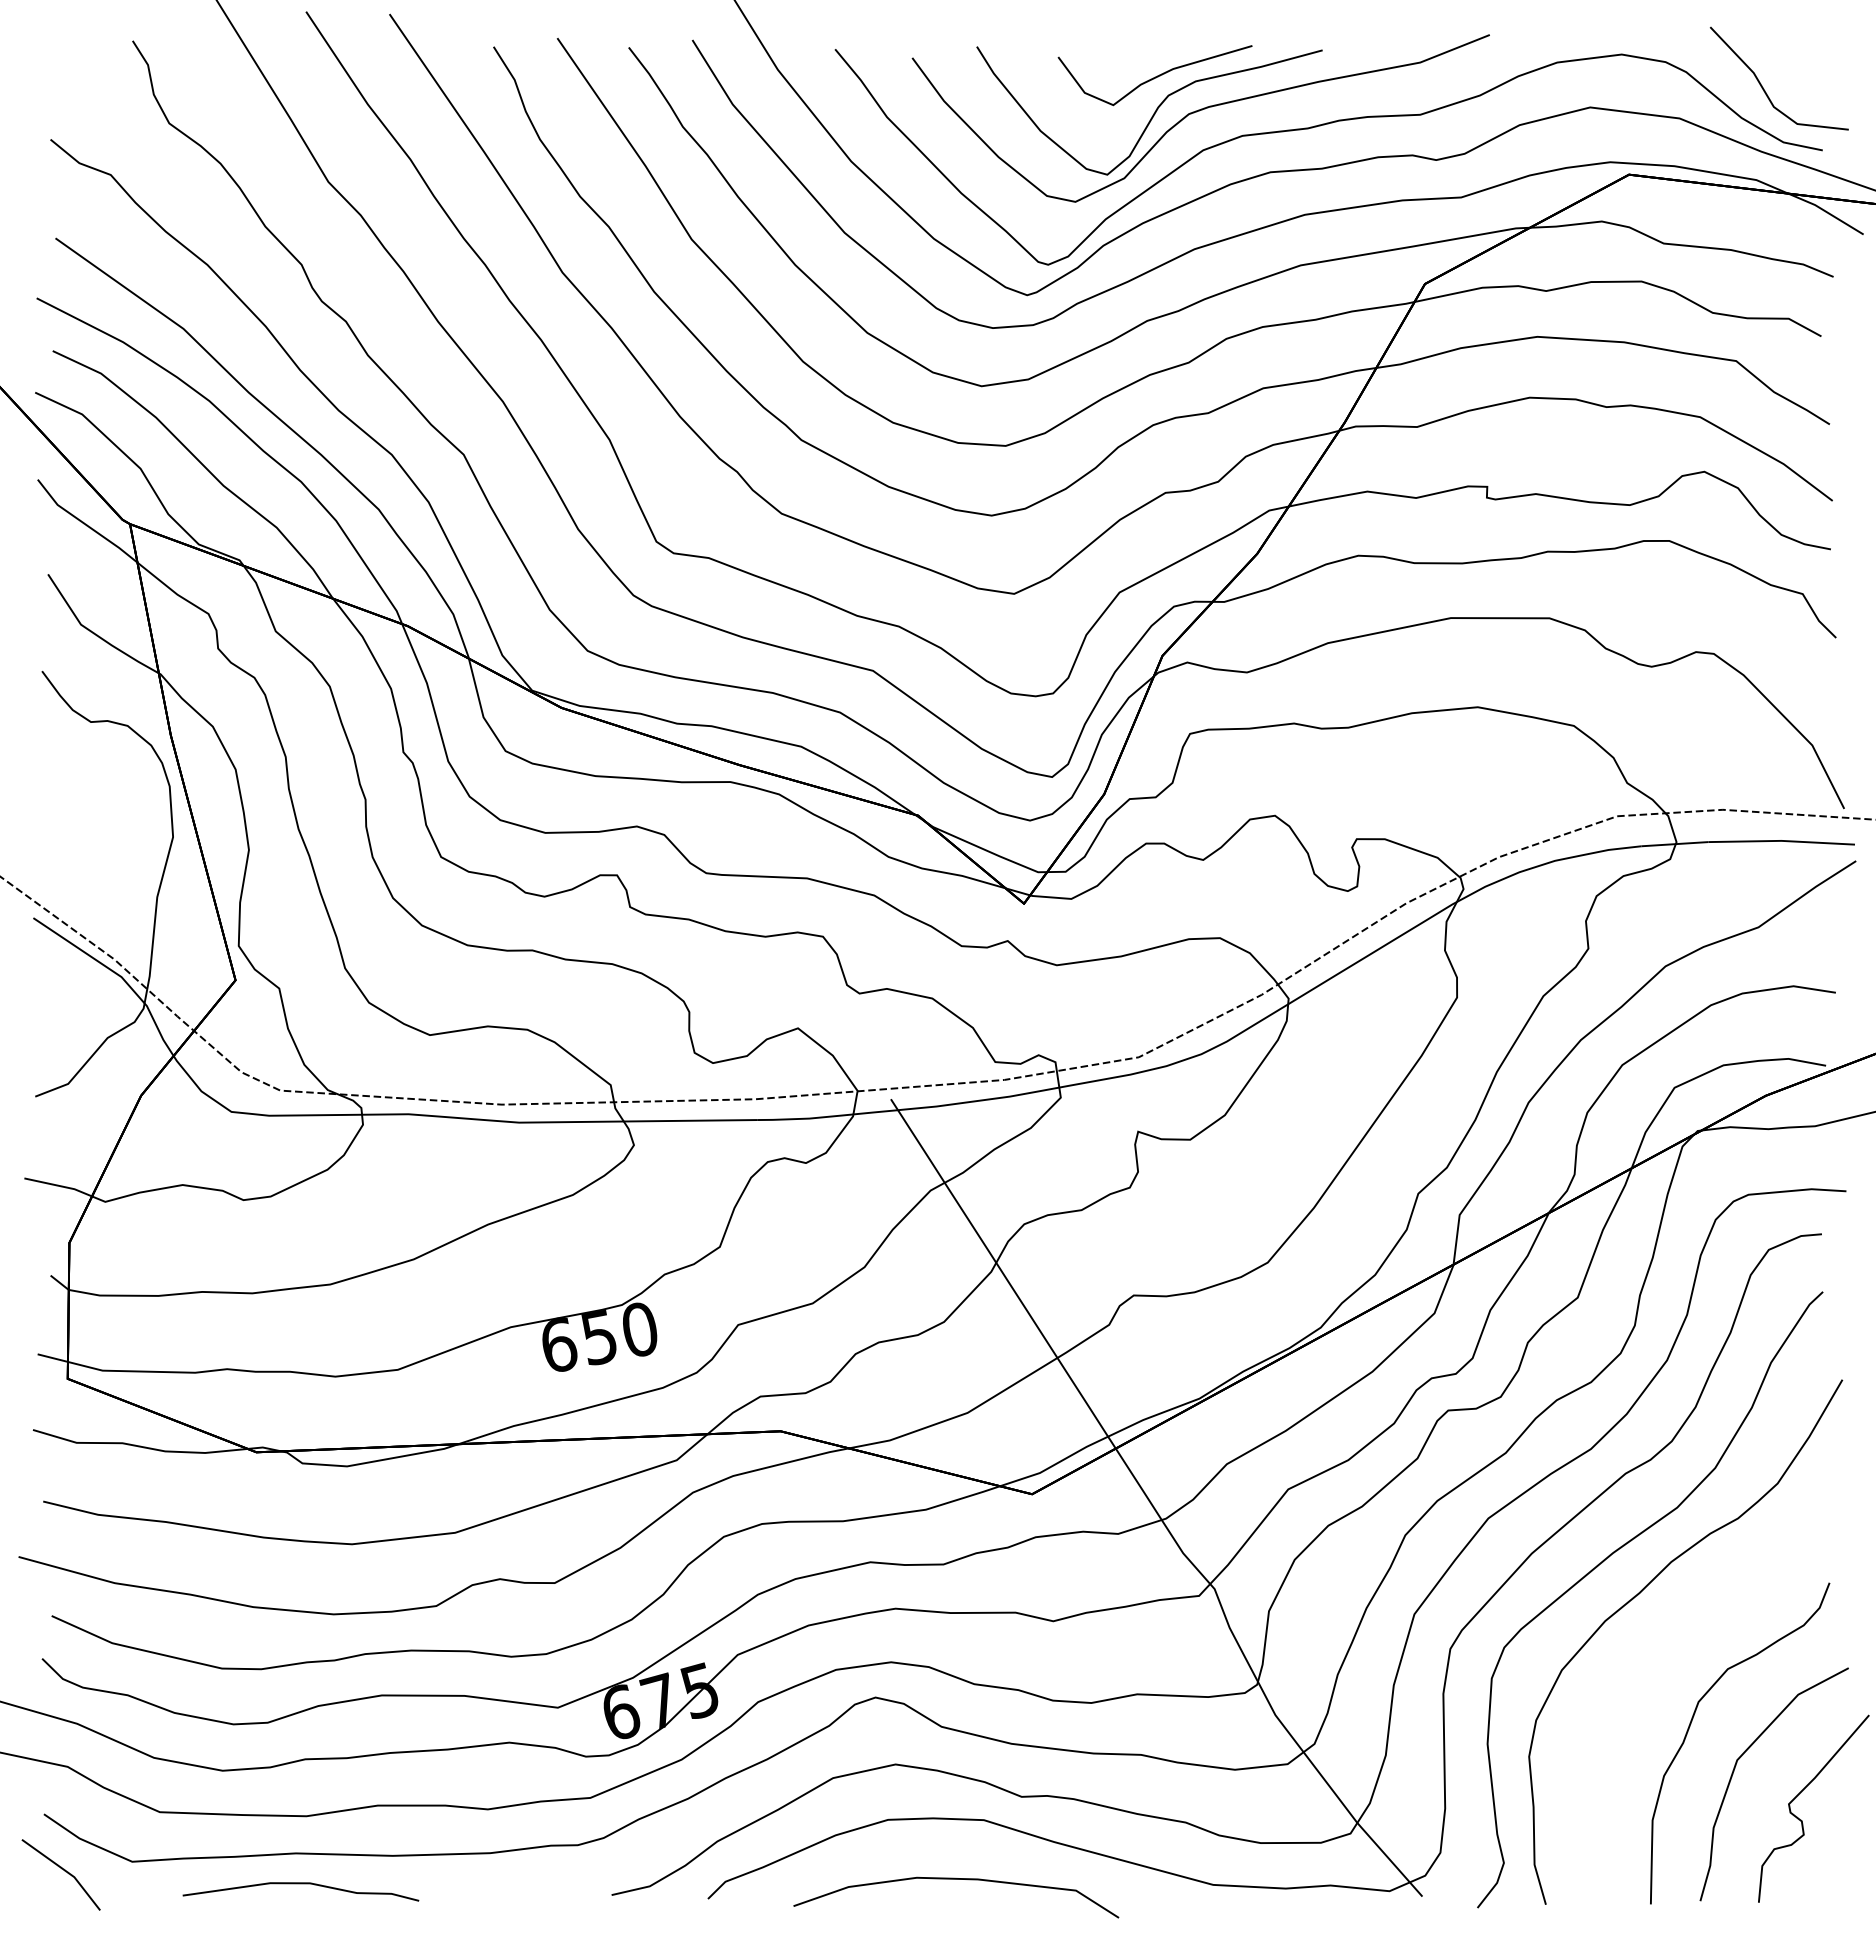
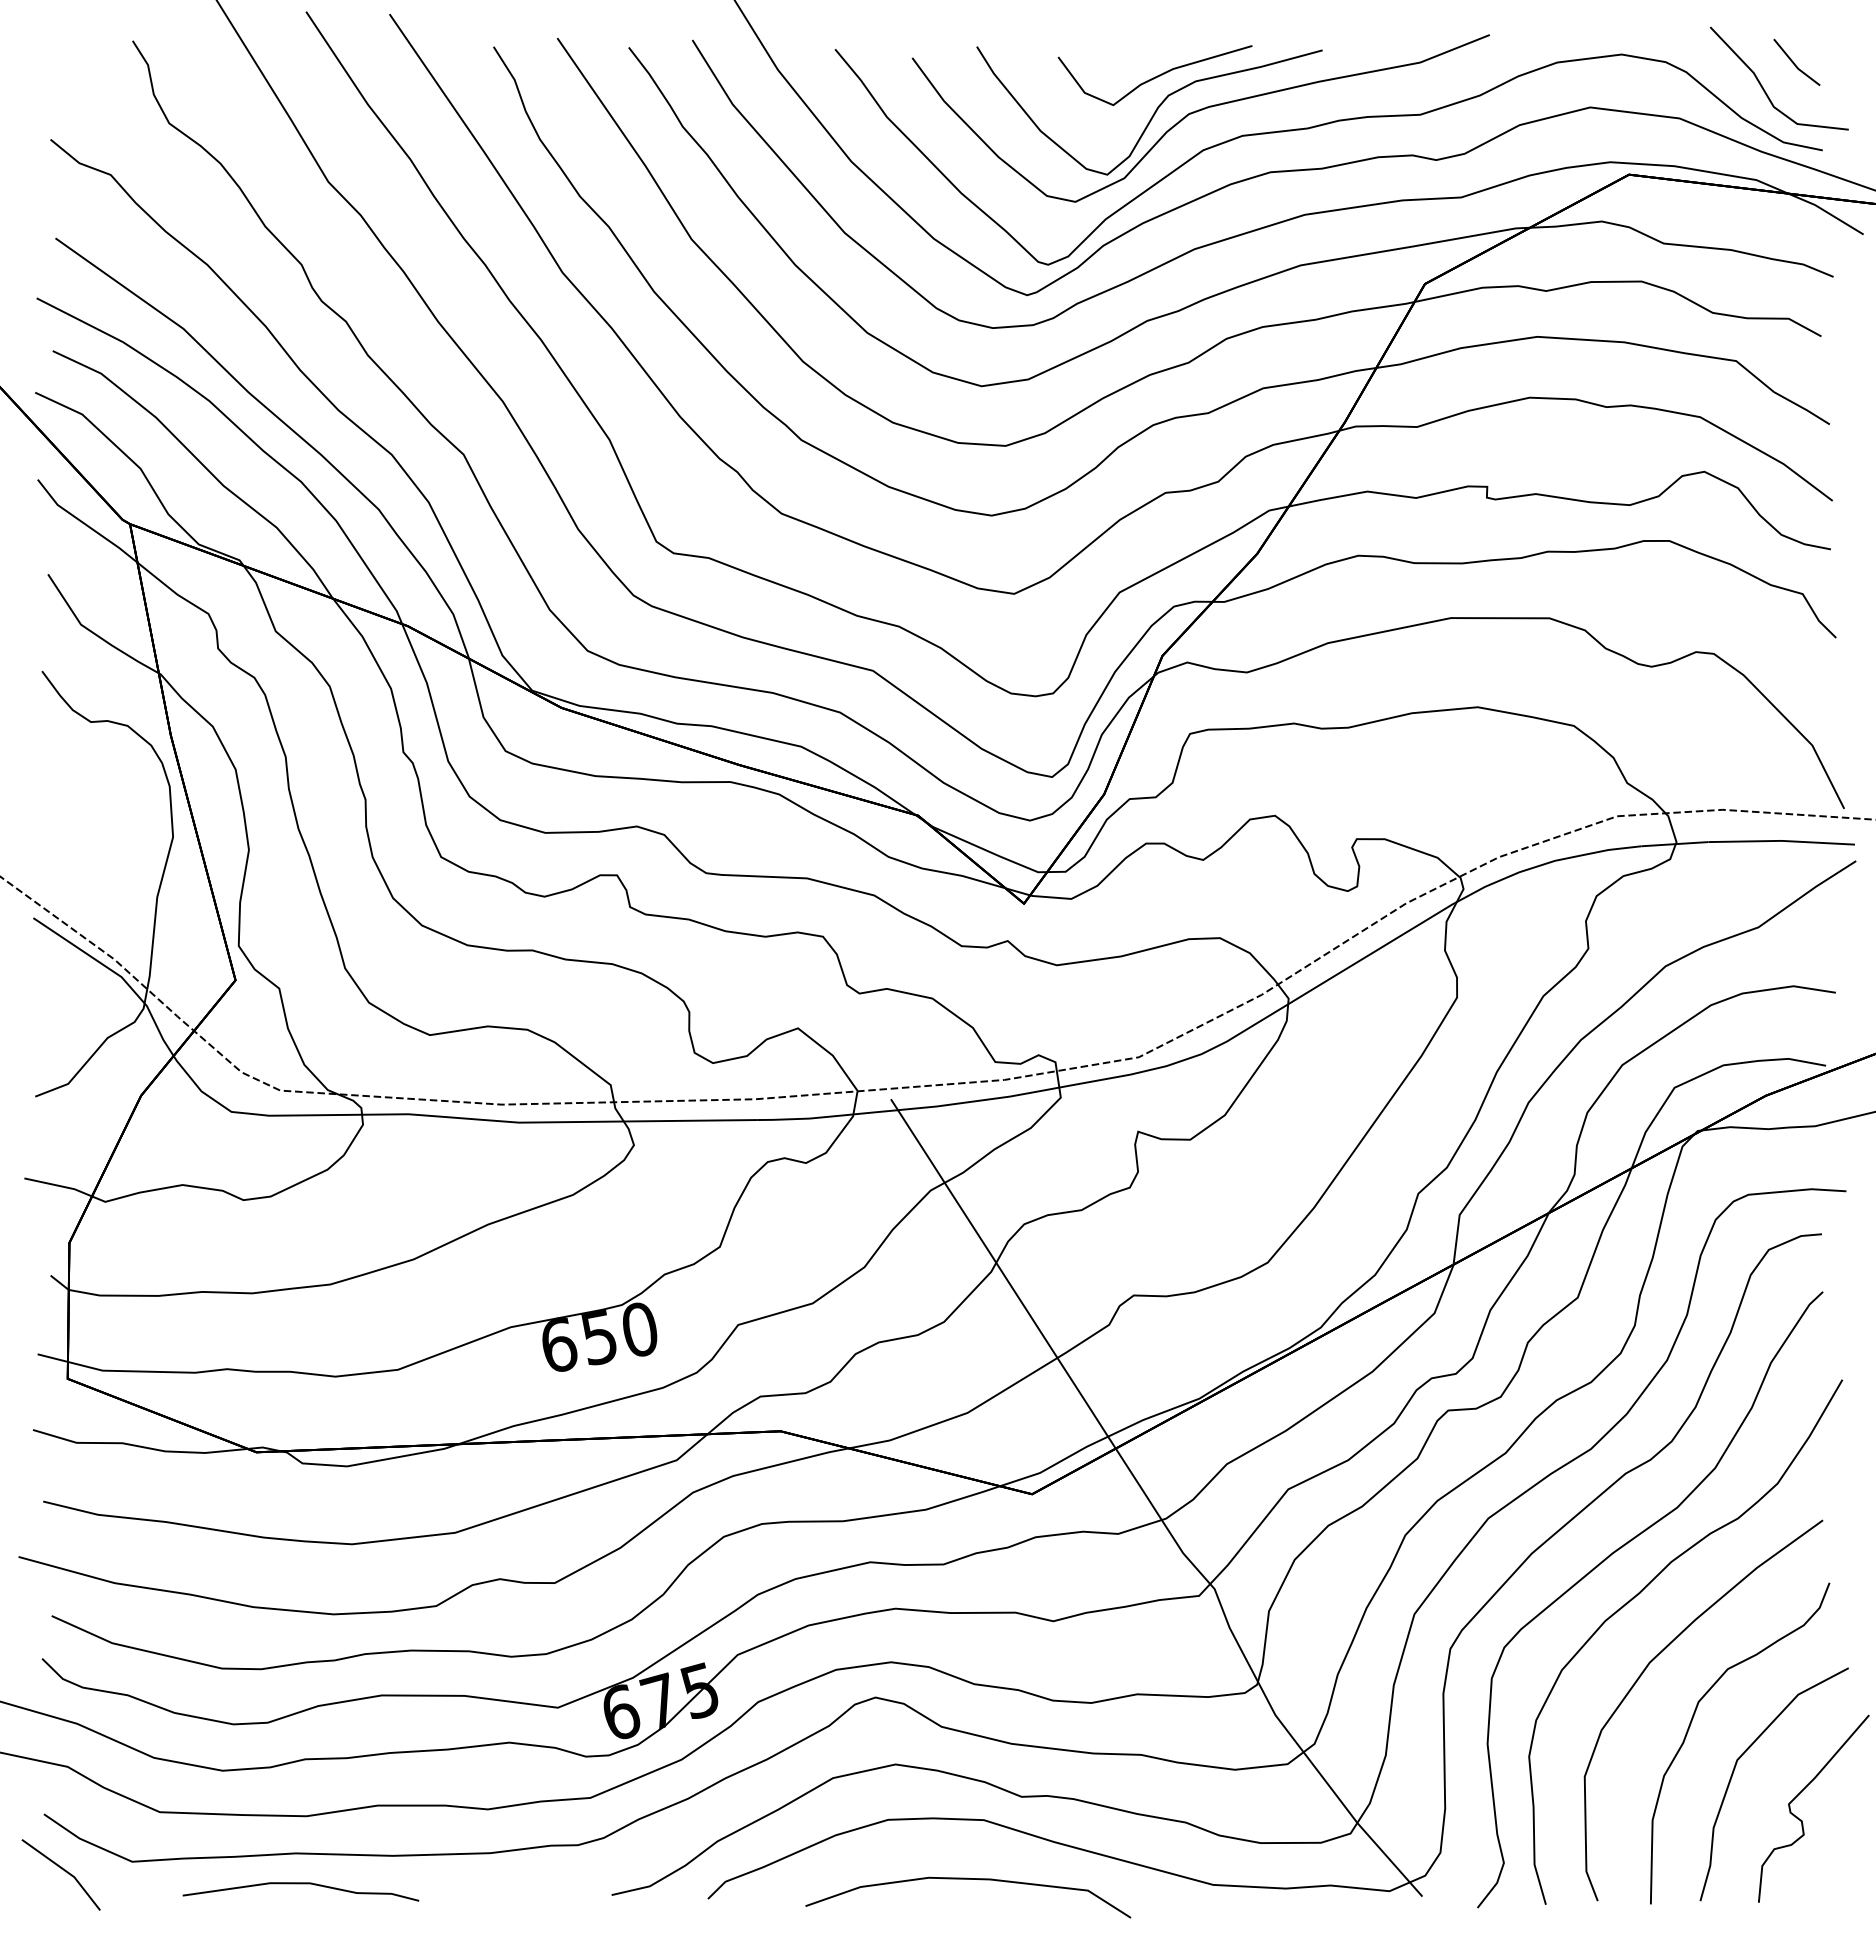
line: none -> present (1794, 62)
curve: none -> present (1648, 1666)
curve position: (956, 1879) -> (968, 1879) (968, 1879)
